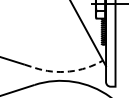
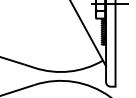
line: dashed -> solid (64, 71)
